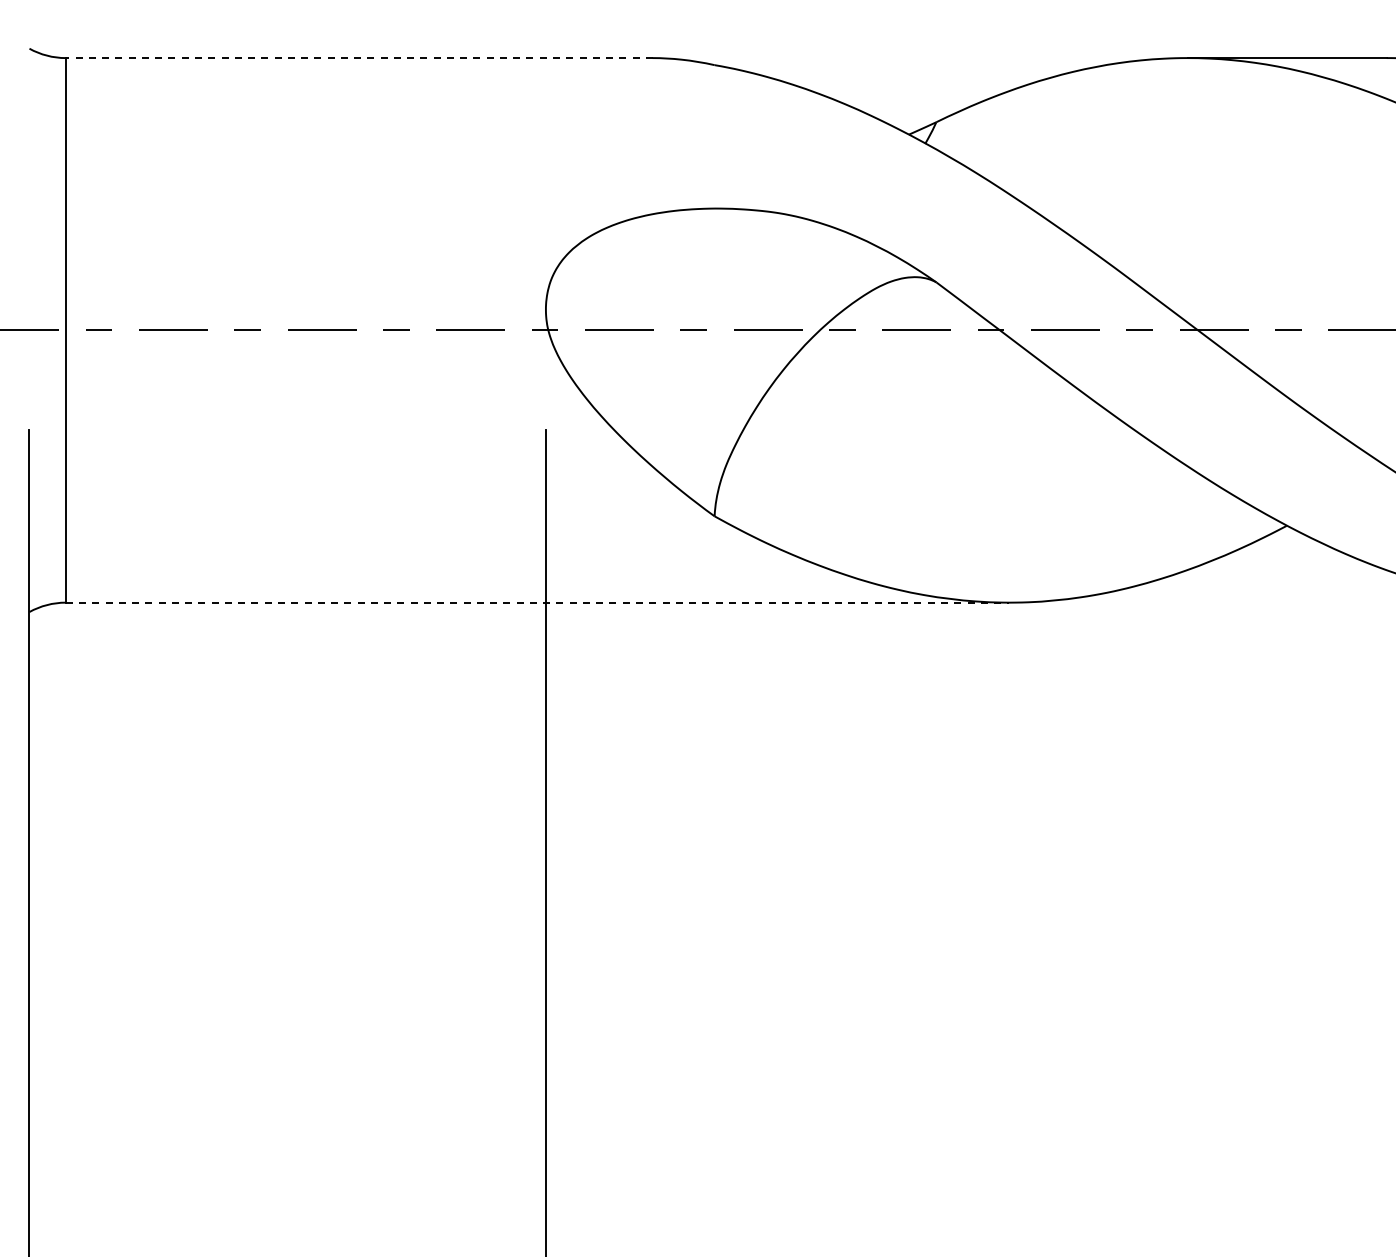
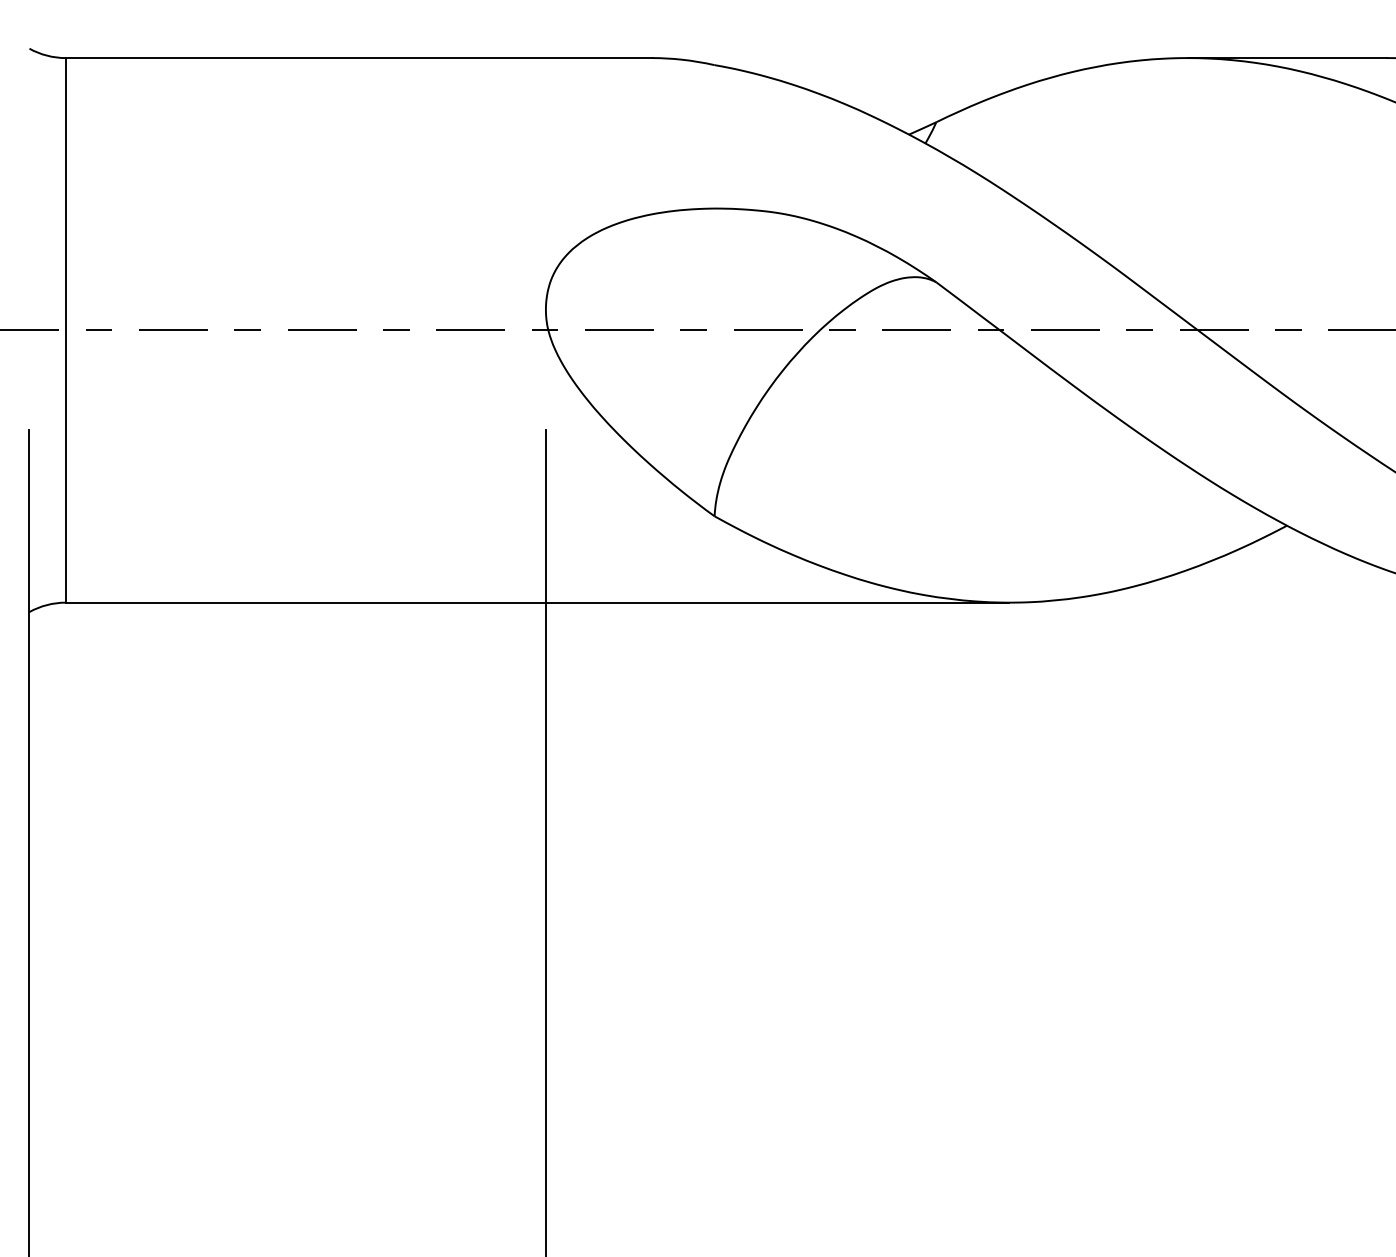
line: dashed -> solid (358, 58)
line: dashed -> solid (537, 602)
